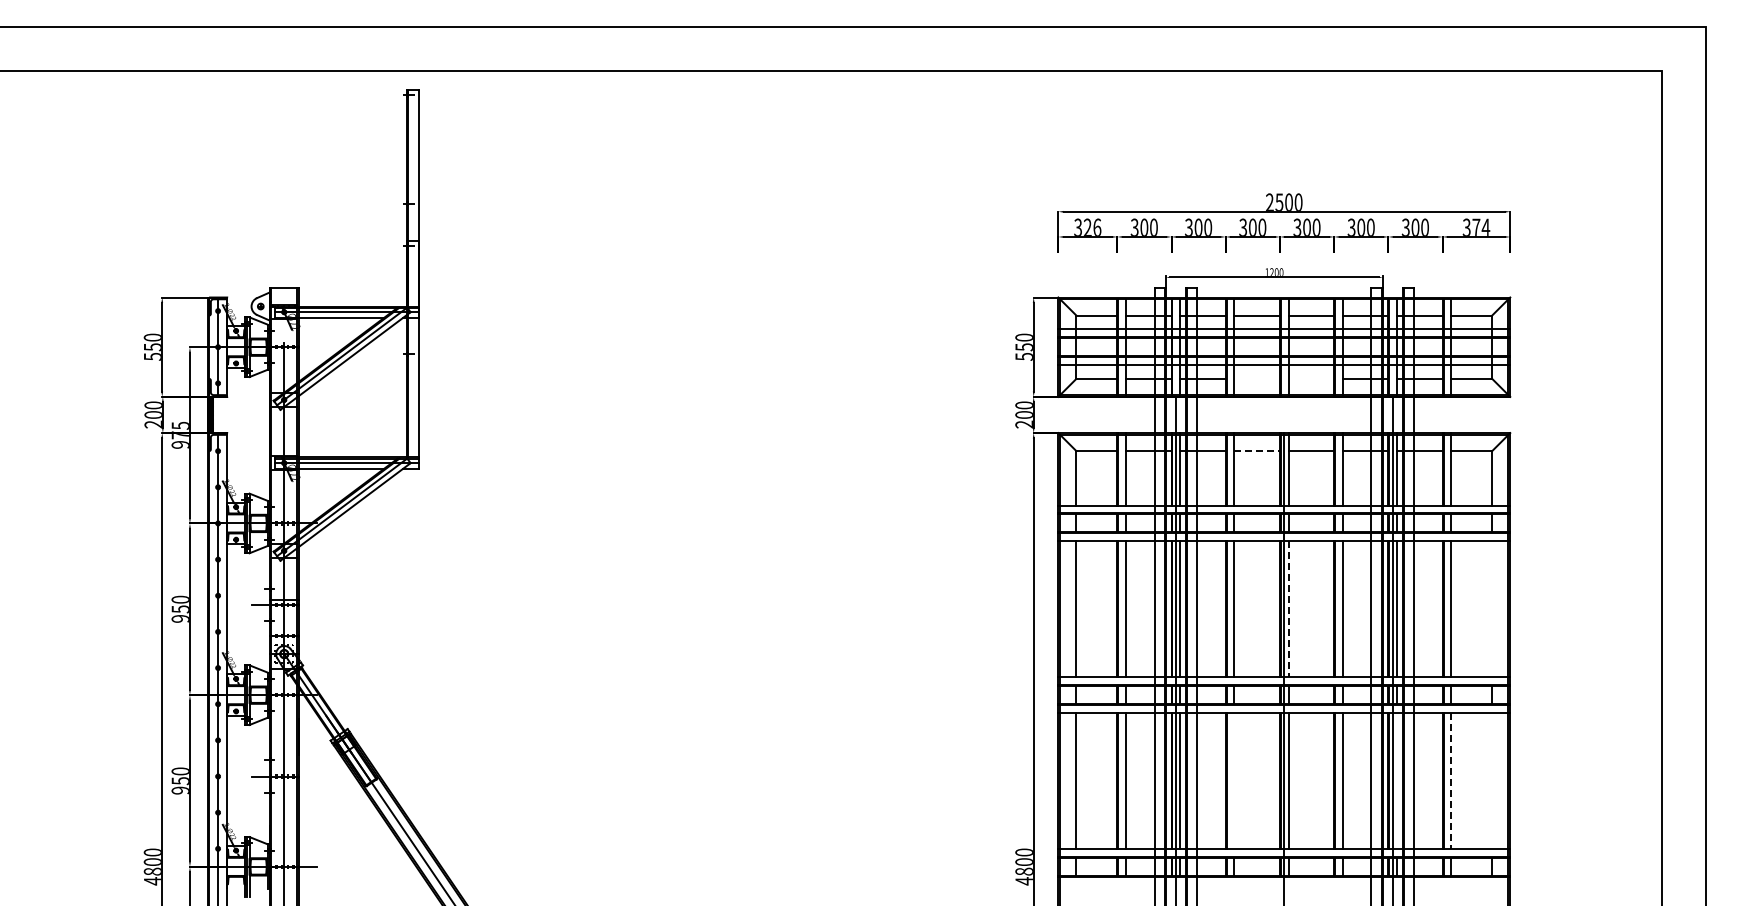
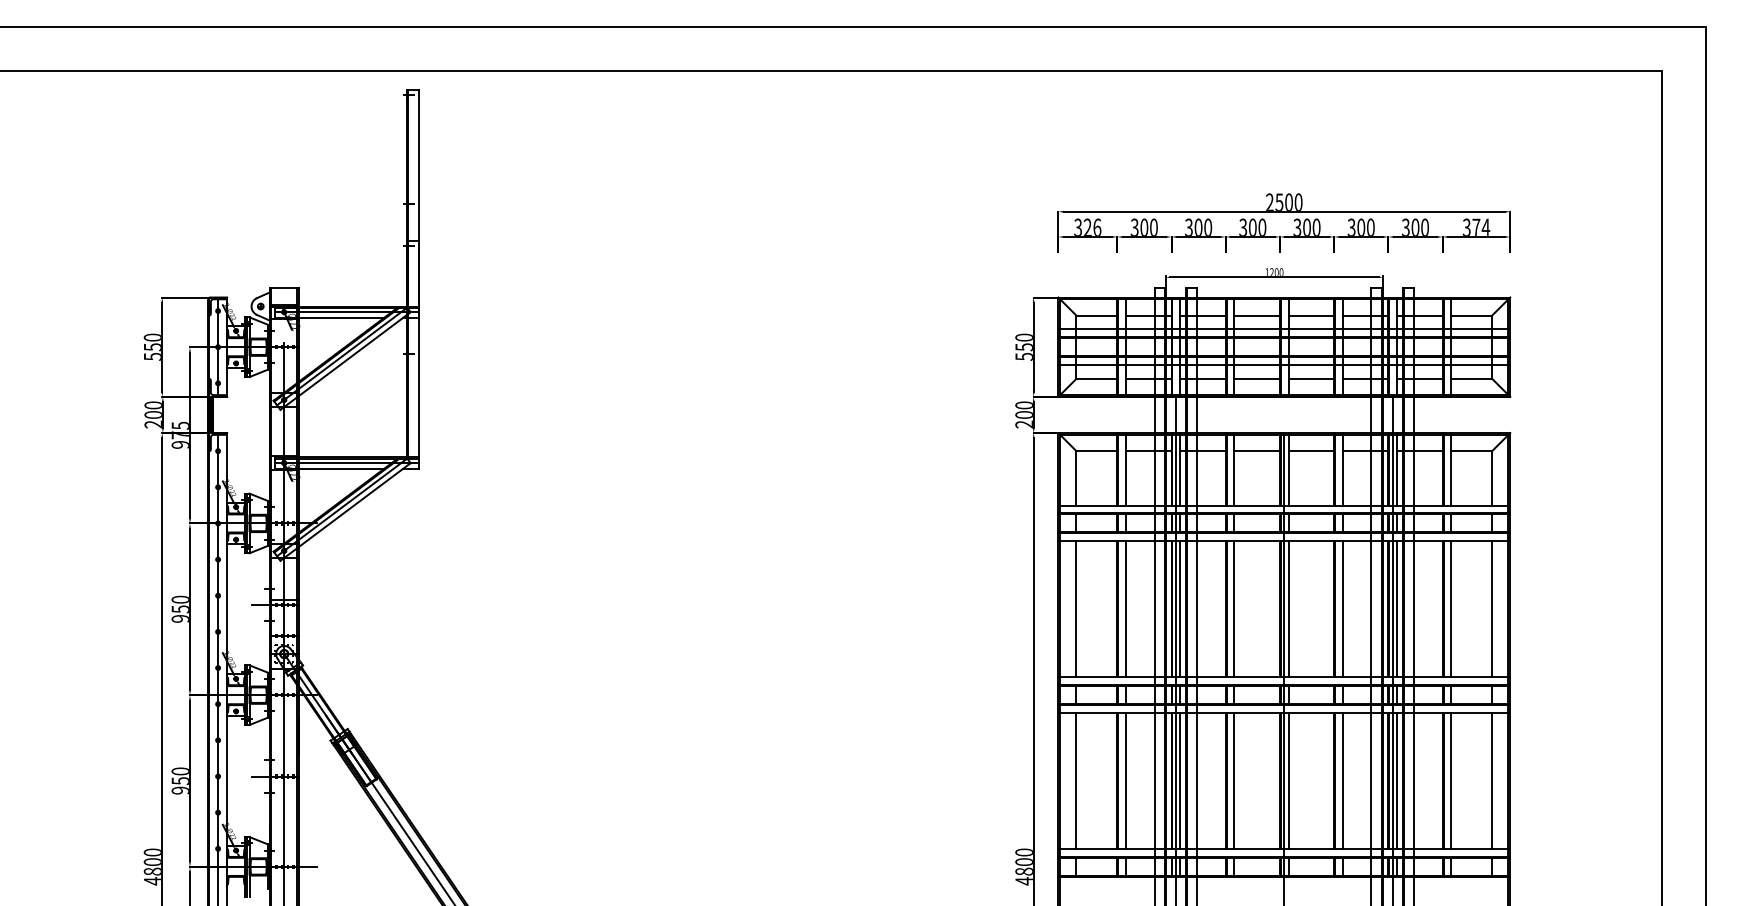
line: none -> present (1256, 378)
line: none -> present (1311, 378)
line: dashed -> solid (1257, 451)
line: dashed -> solid (1288, 609)
line: none -> present (1492, 609)
line: none -> present (1234, 780)
line: none -> present (1397, 780)
line: none -> present (1492, 780)
line: dashed -> solid (1451, 781)
